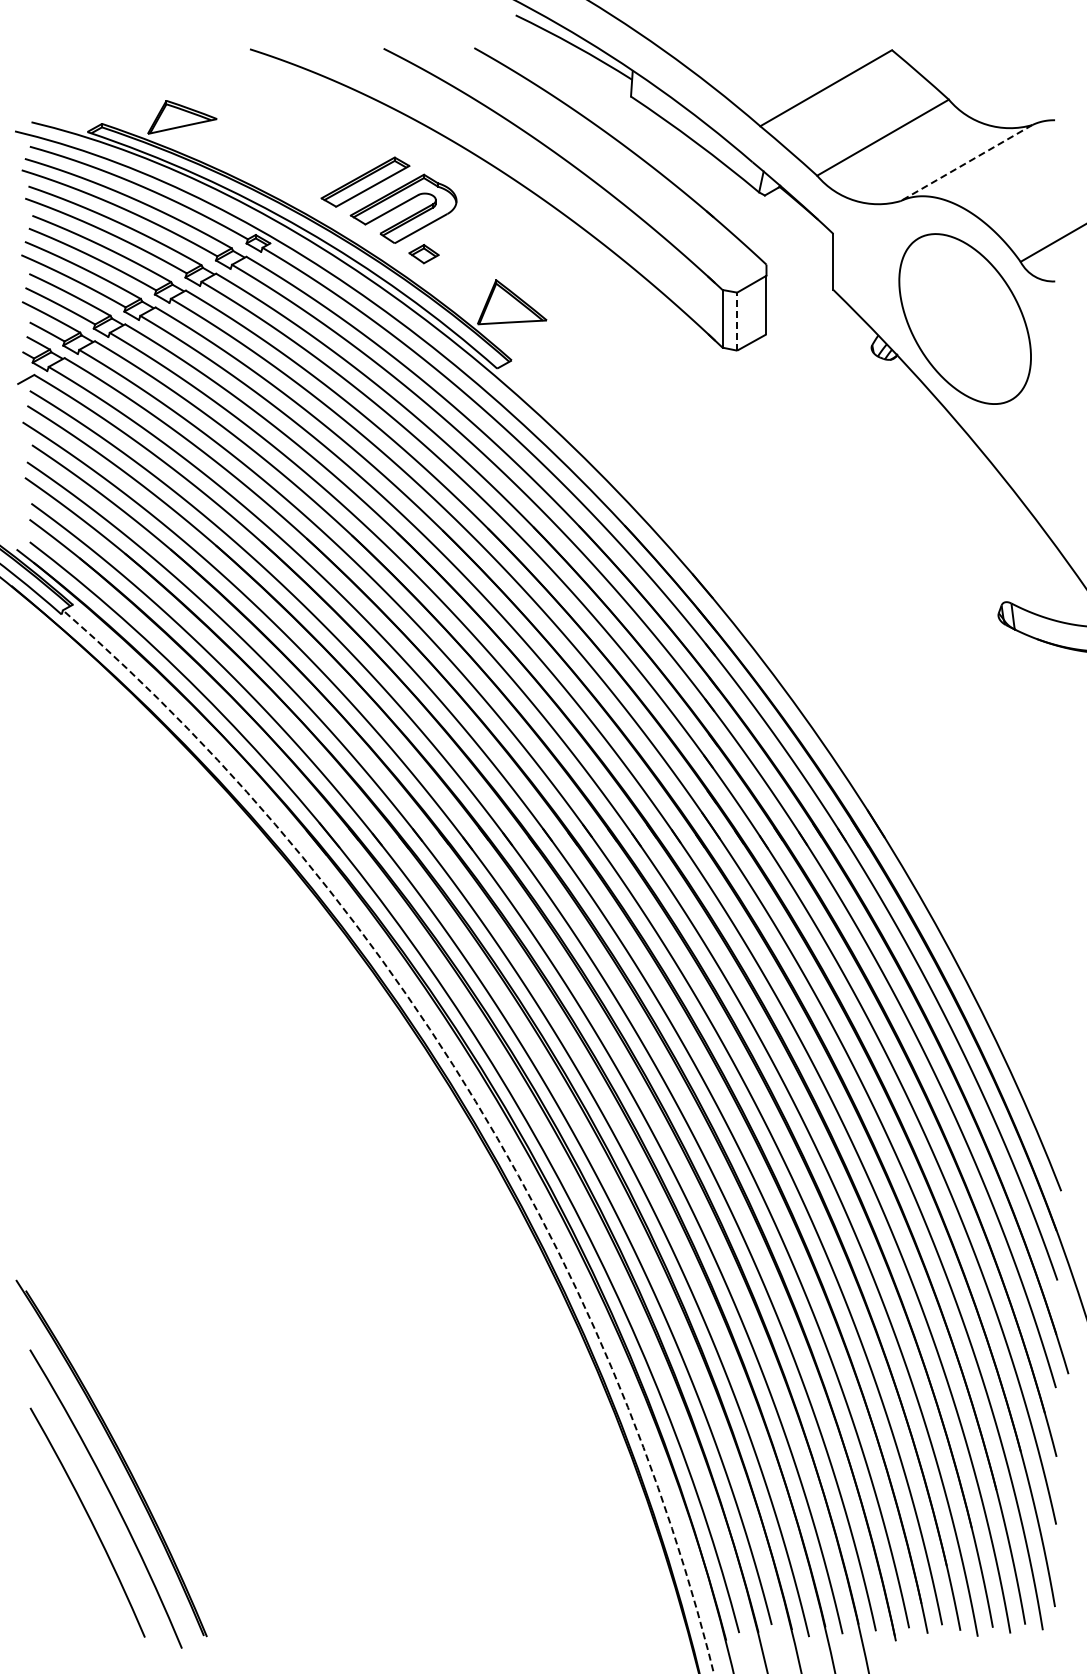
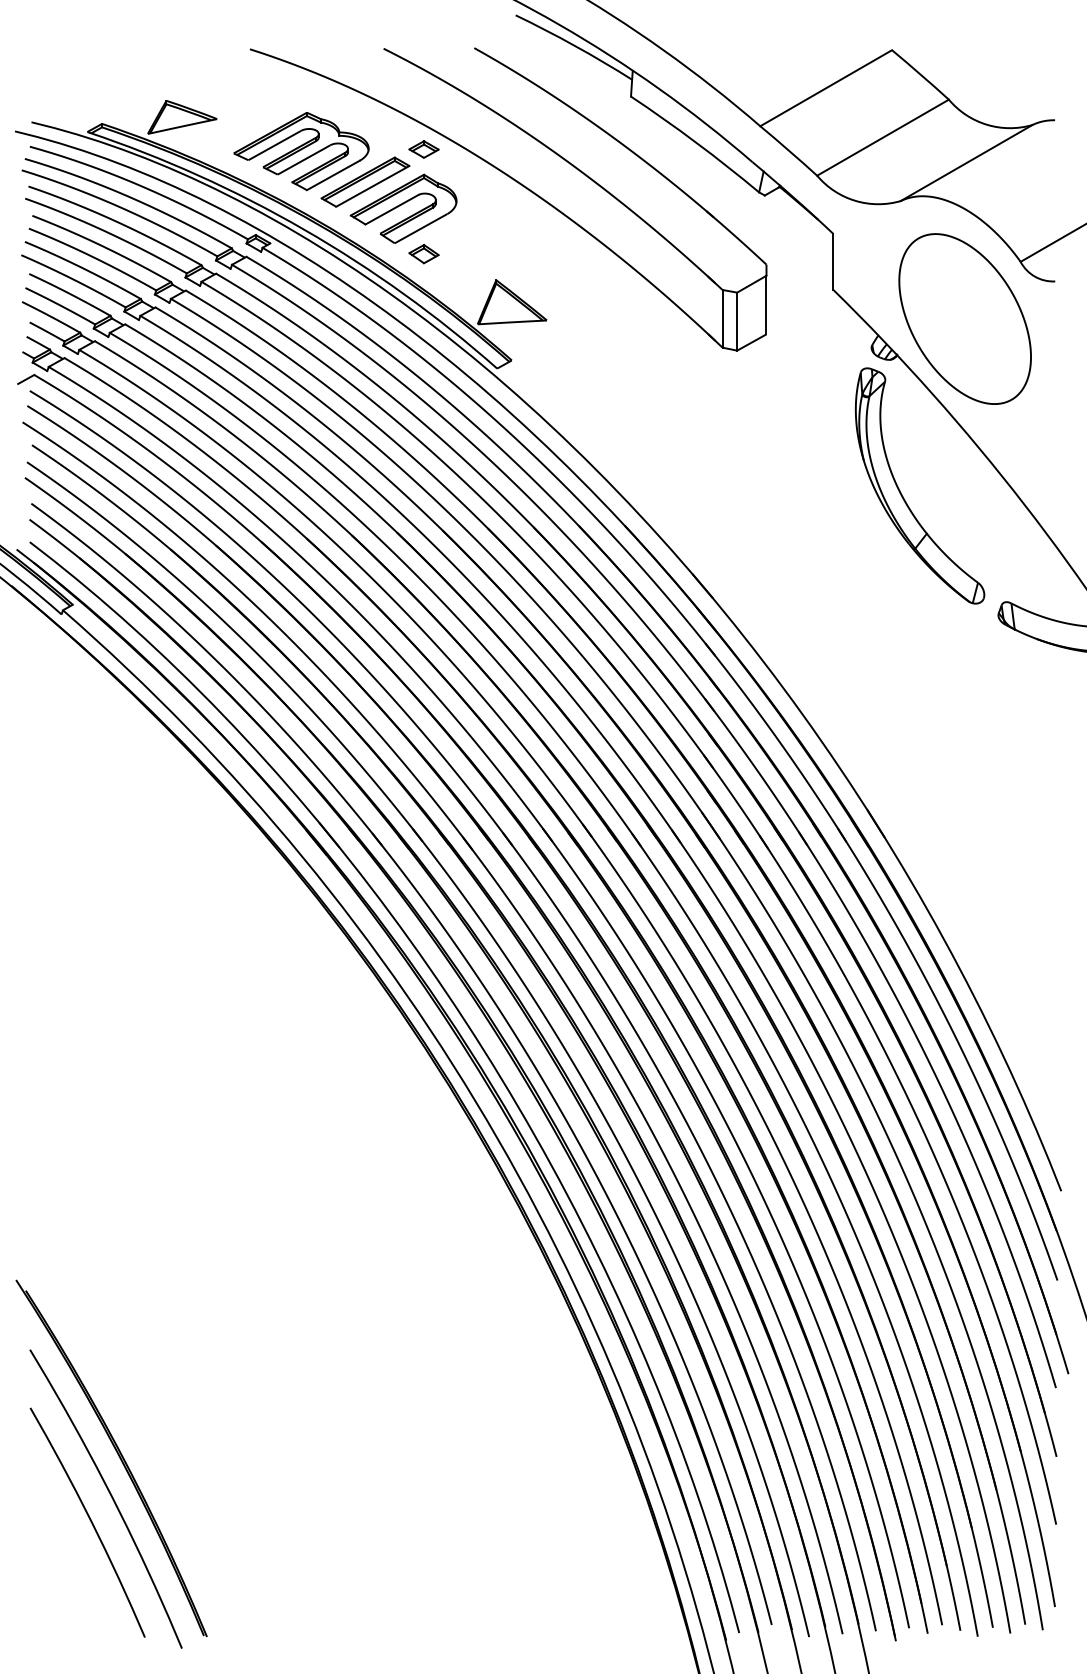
part: none -> present (423, 149)
part: none -> present (301, 151)
line: dashed -> solid (966, 163)
line: dashed -> solid (737, 321)
part: none -> present (902, 494)
arc: dashed -> solid (469, 1091)
